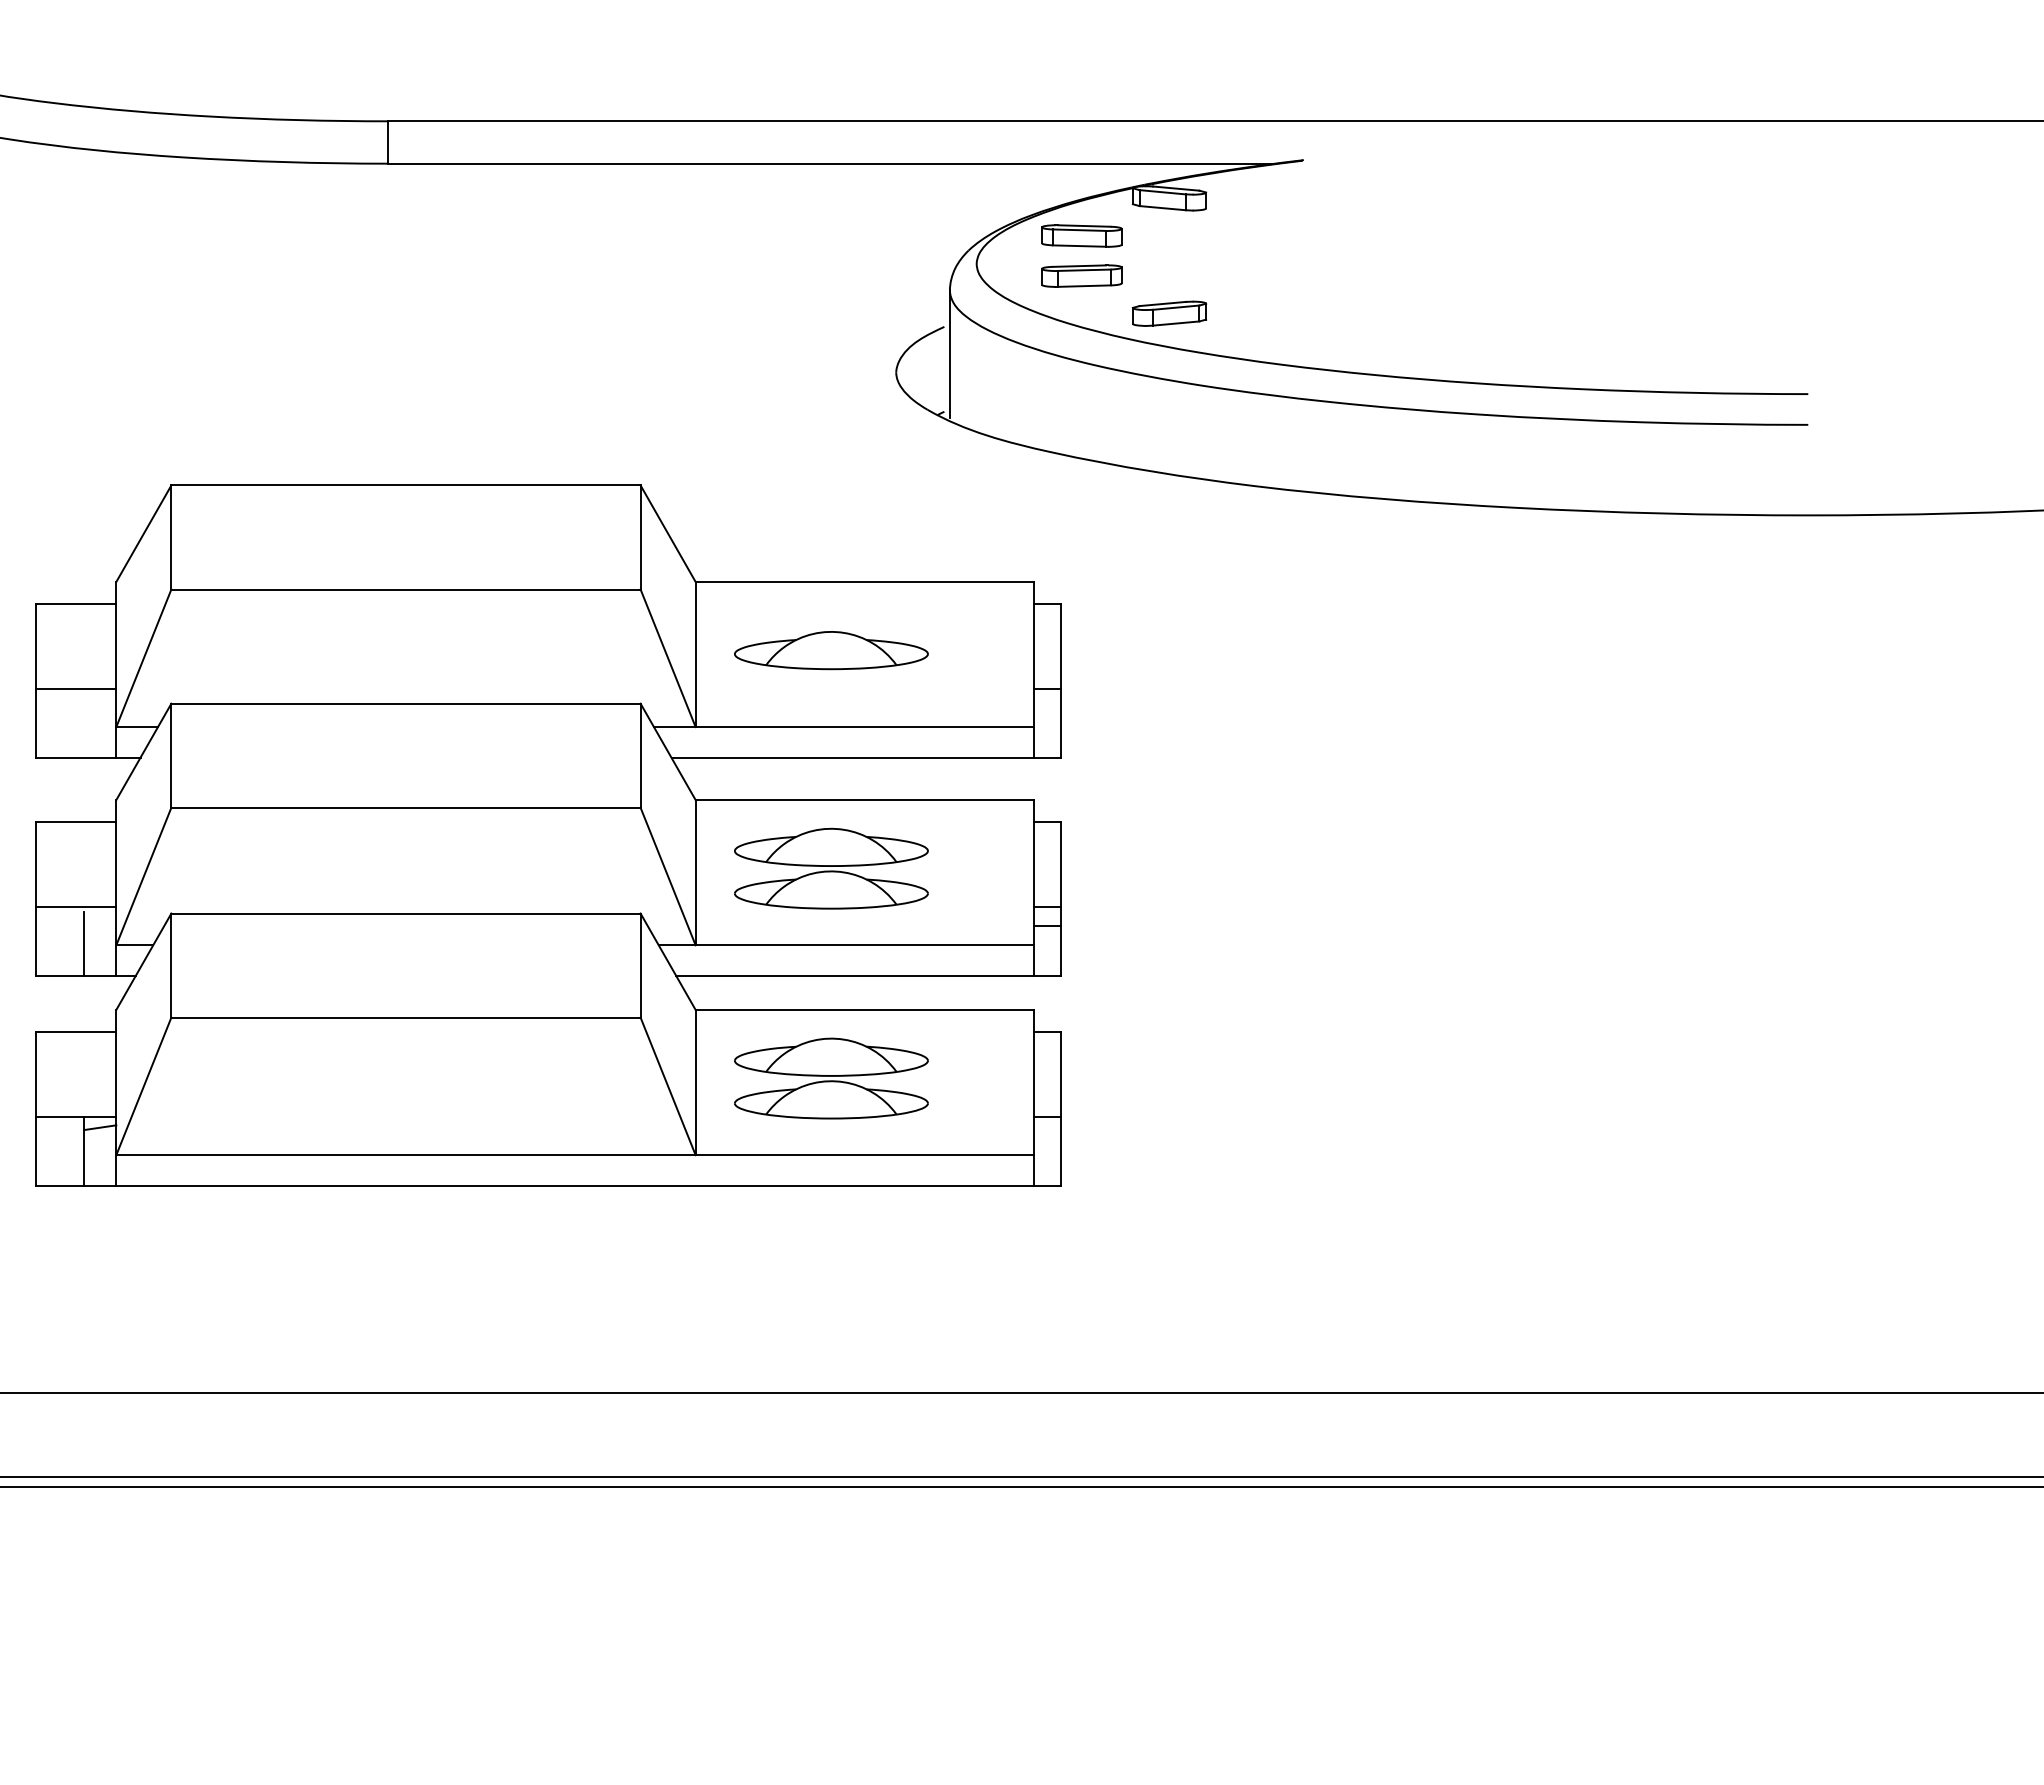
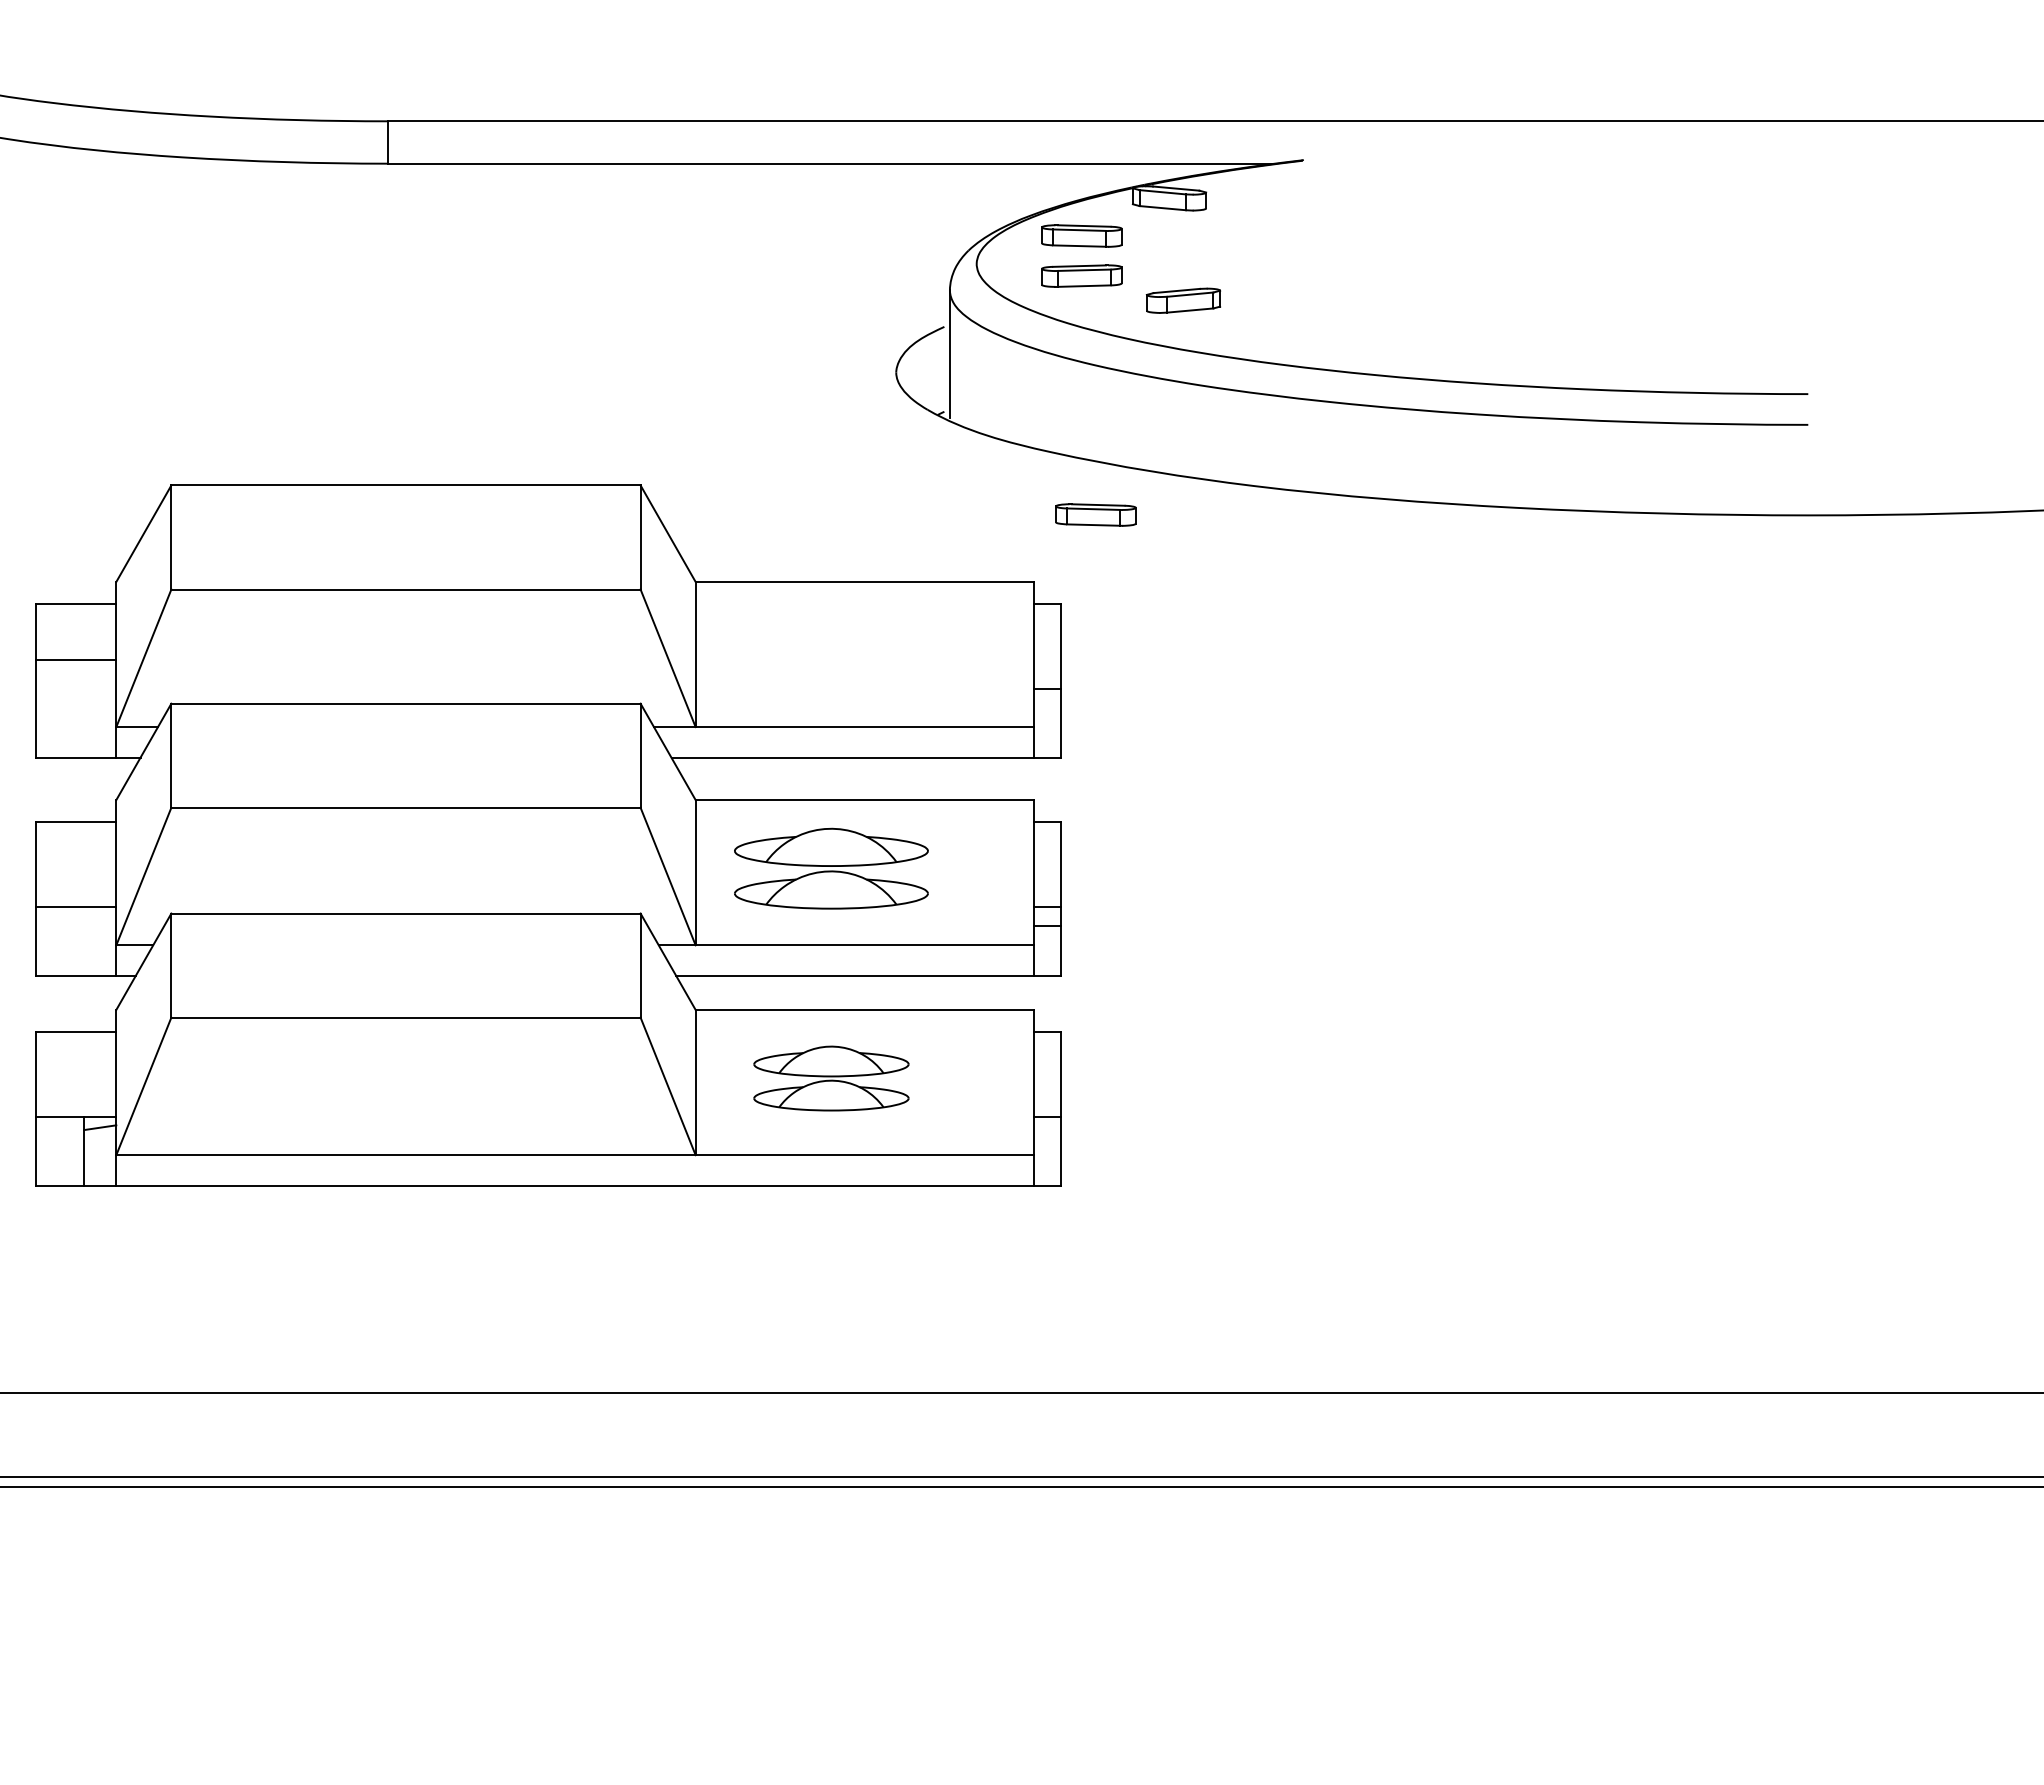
part position: (1169, 313) -> (1183, 300) (1183, 300)
part: none -> present (1095, 514)
part: present -> none (831, 650)
line position: (75, 688) -> (75, 659) (75, 659)
line: present -> none (84, 943)
part size: 195x83 px -> 157x67 px (831, 1078)
